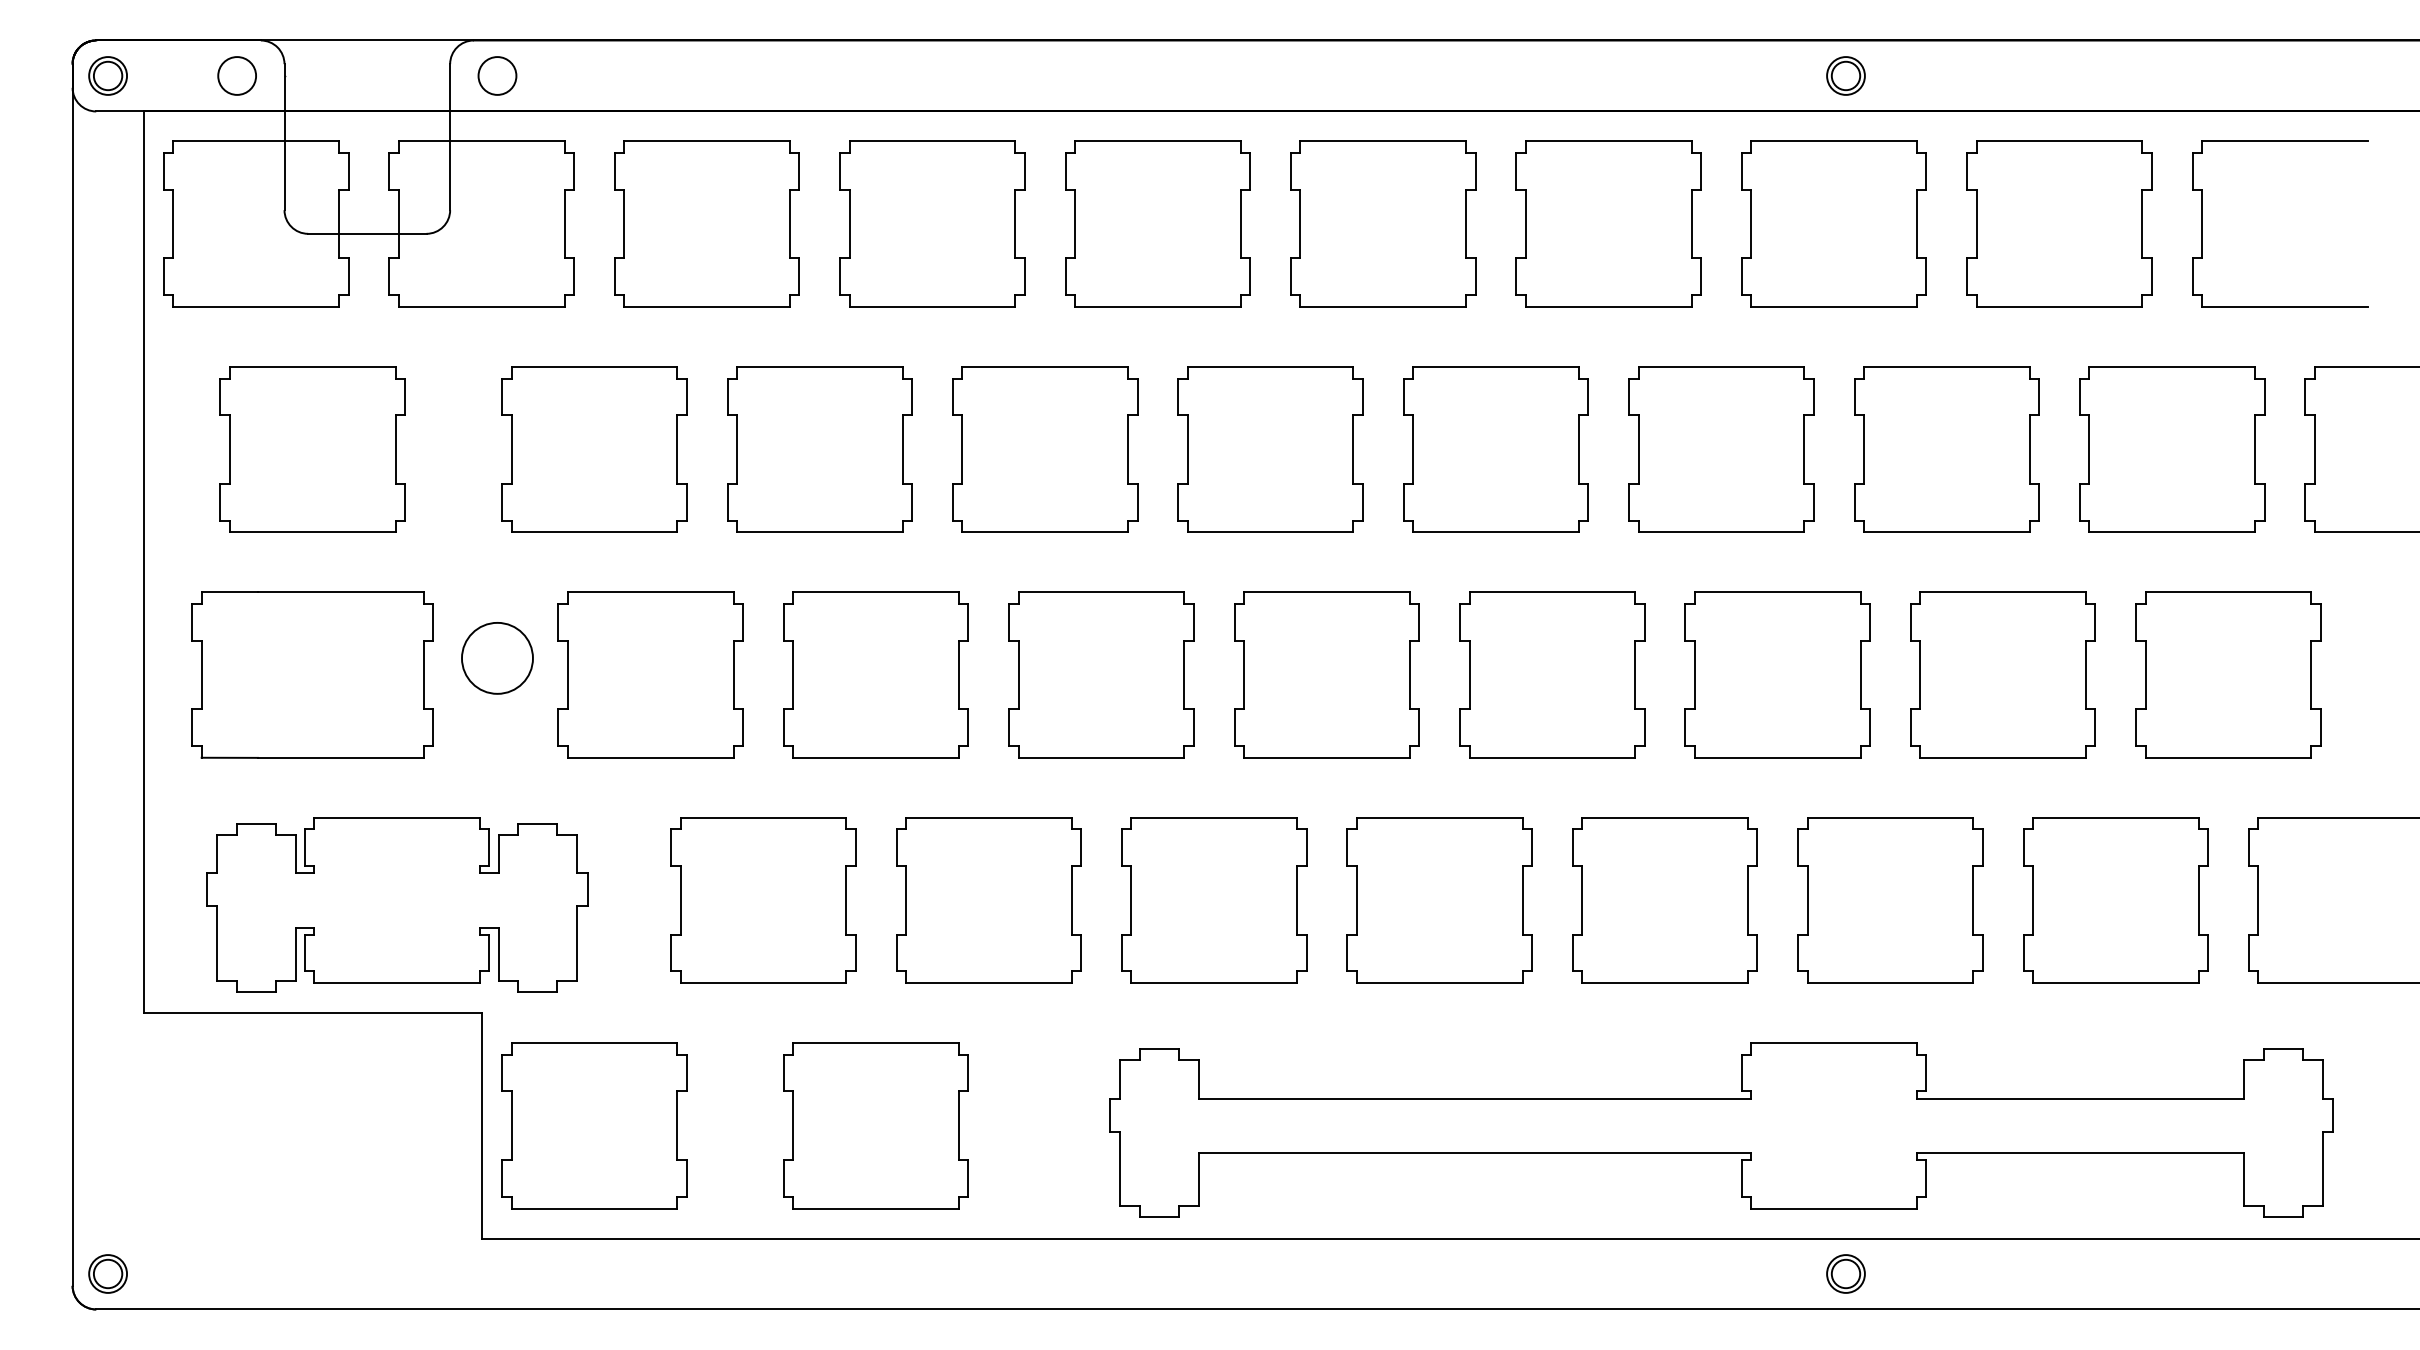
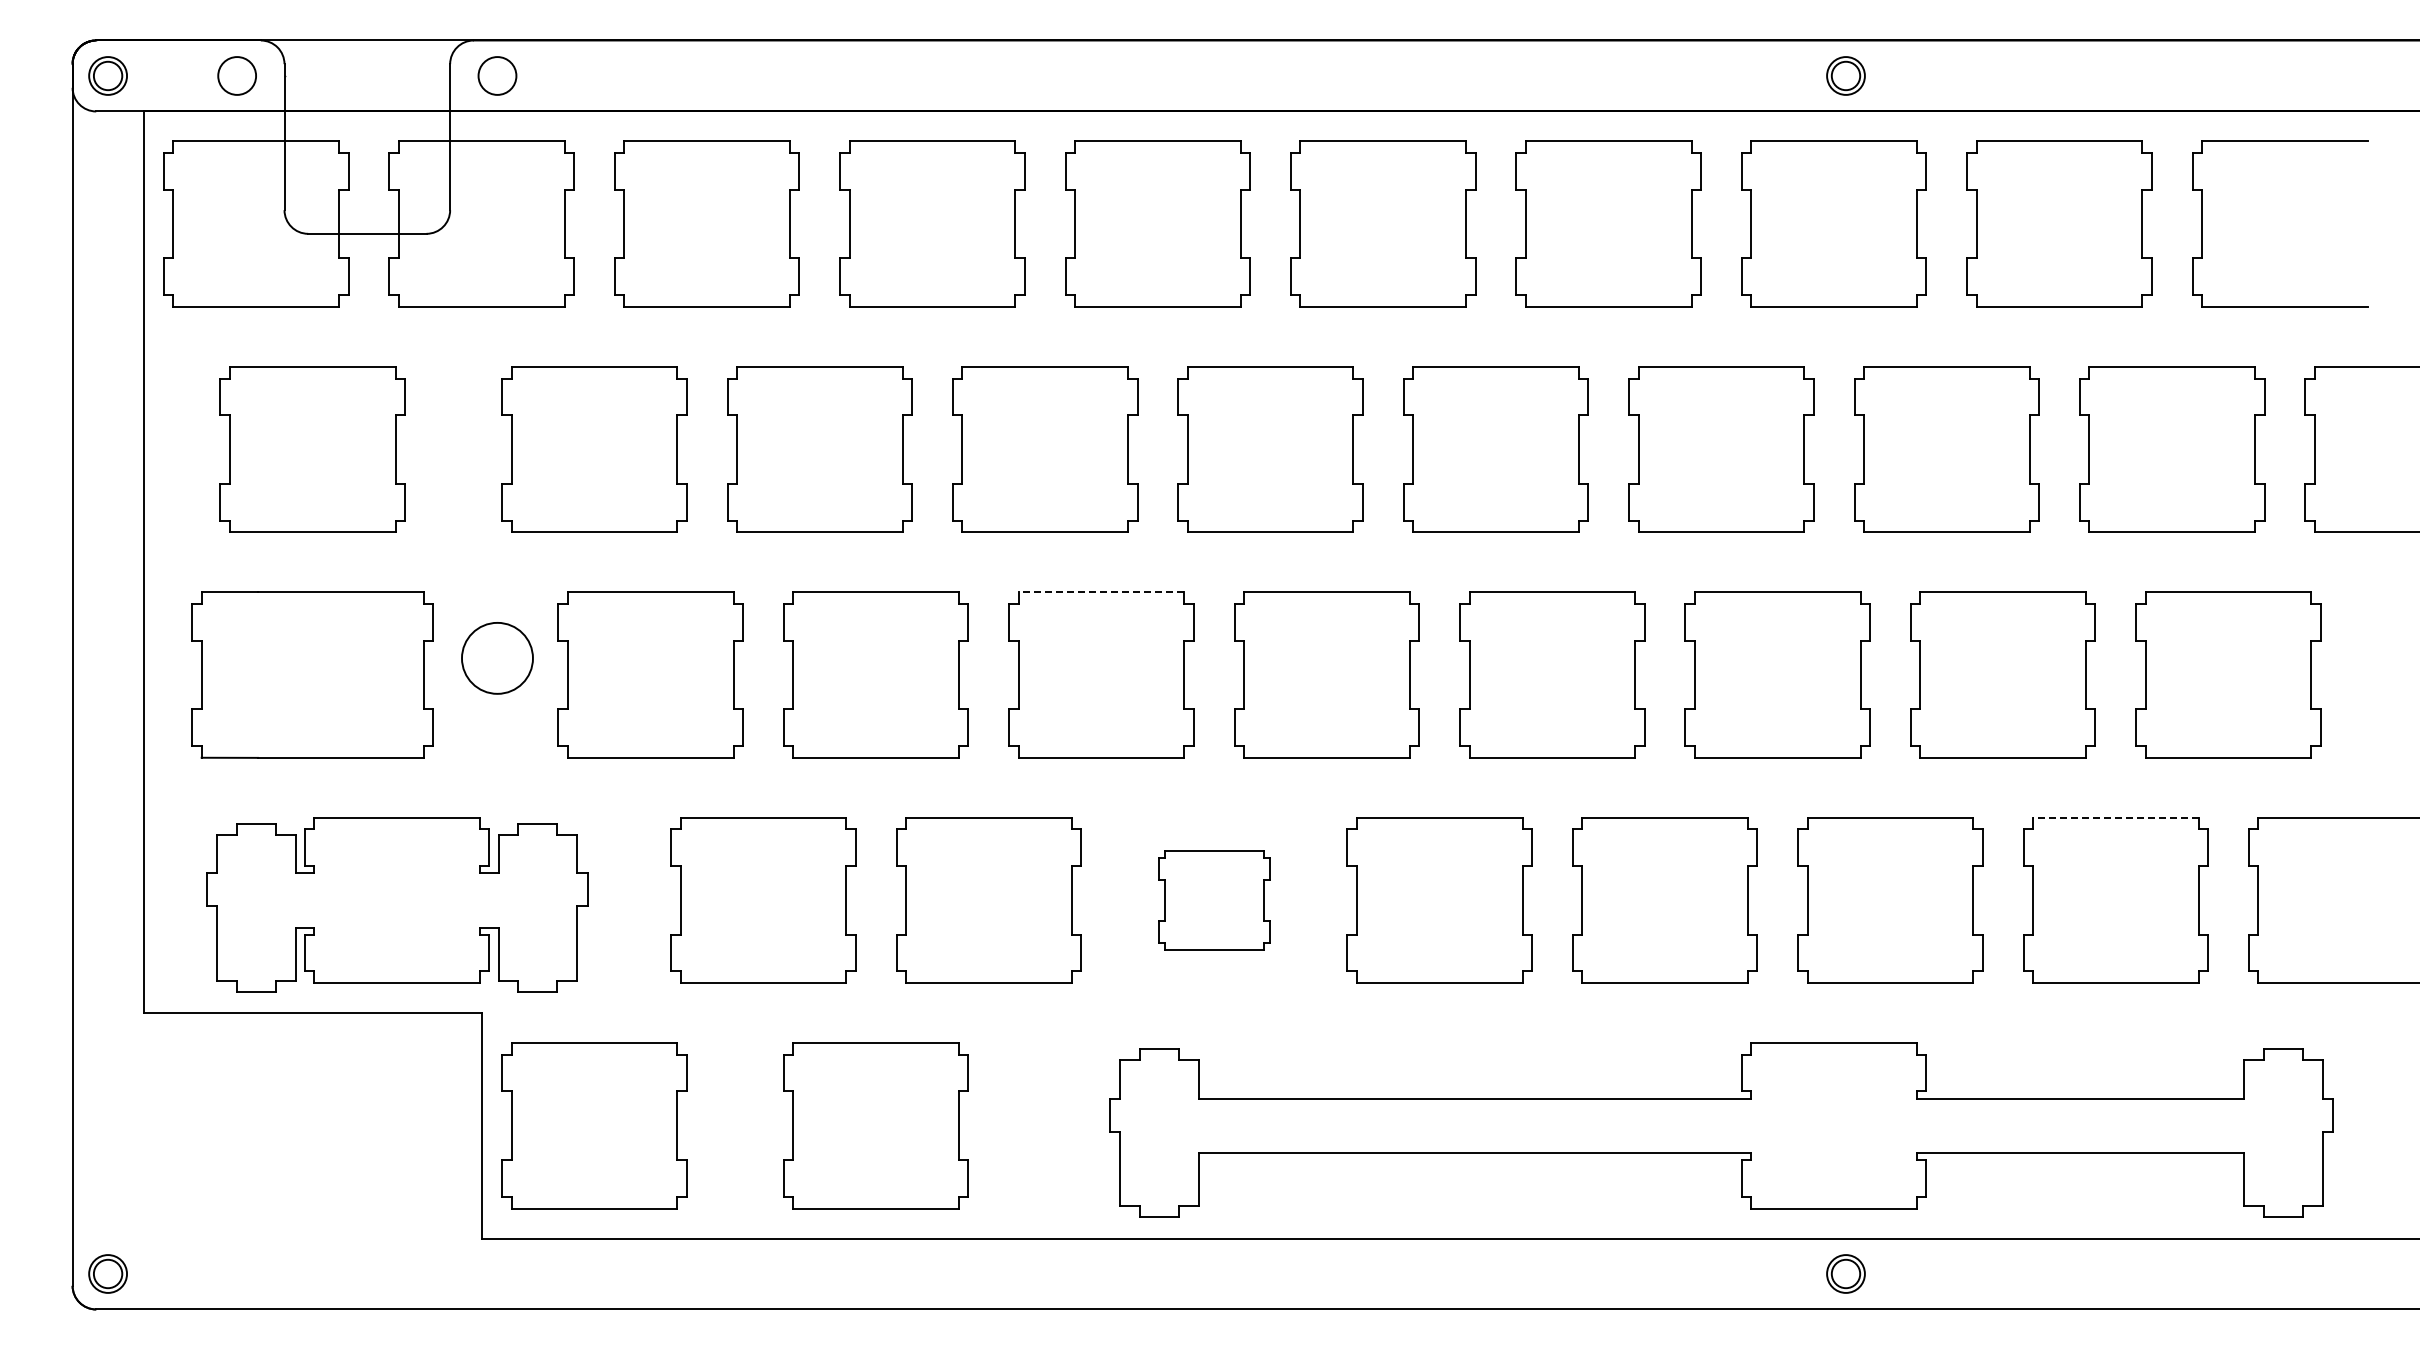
line: solid -> dashed (1101, 592)
line: solid -> dashed (2115, 817)
part size: 187x167 px -> 113x101 px (1214, 900)
